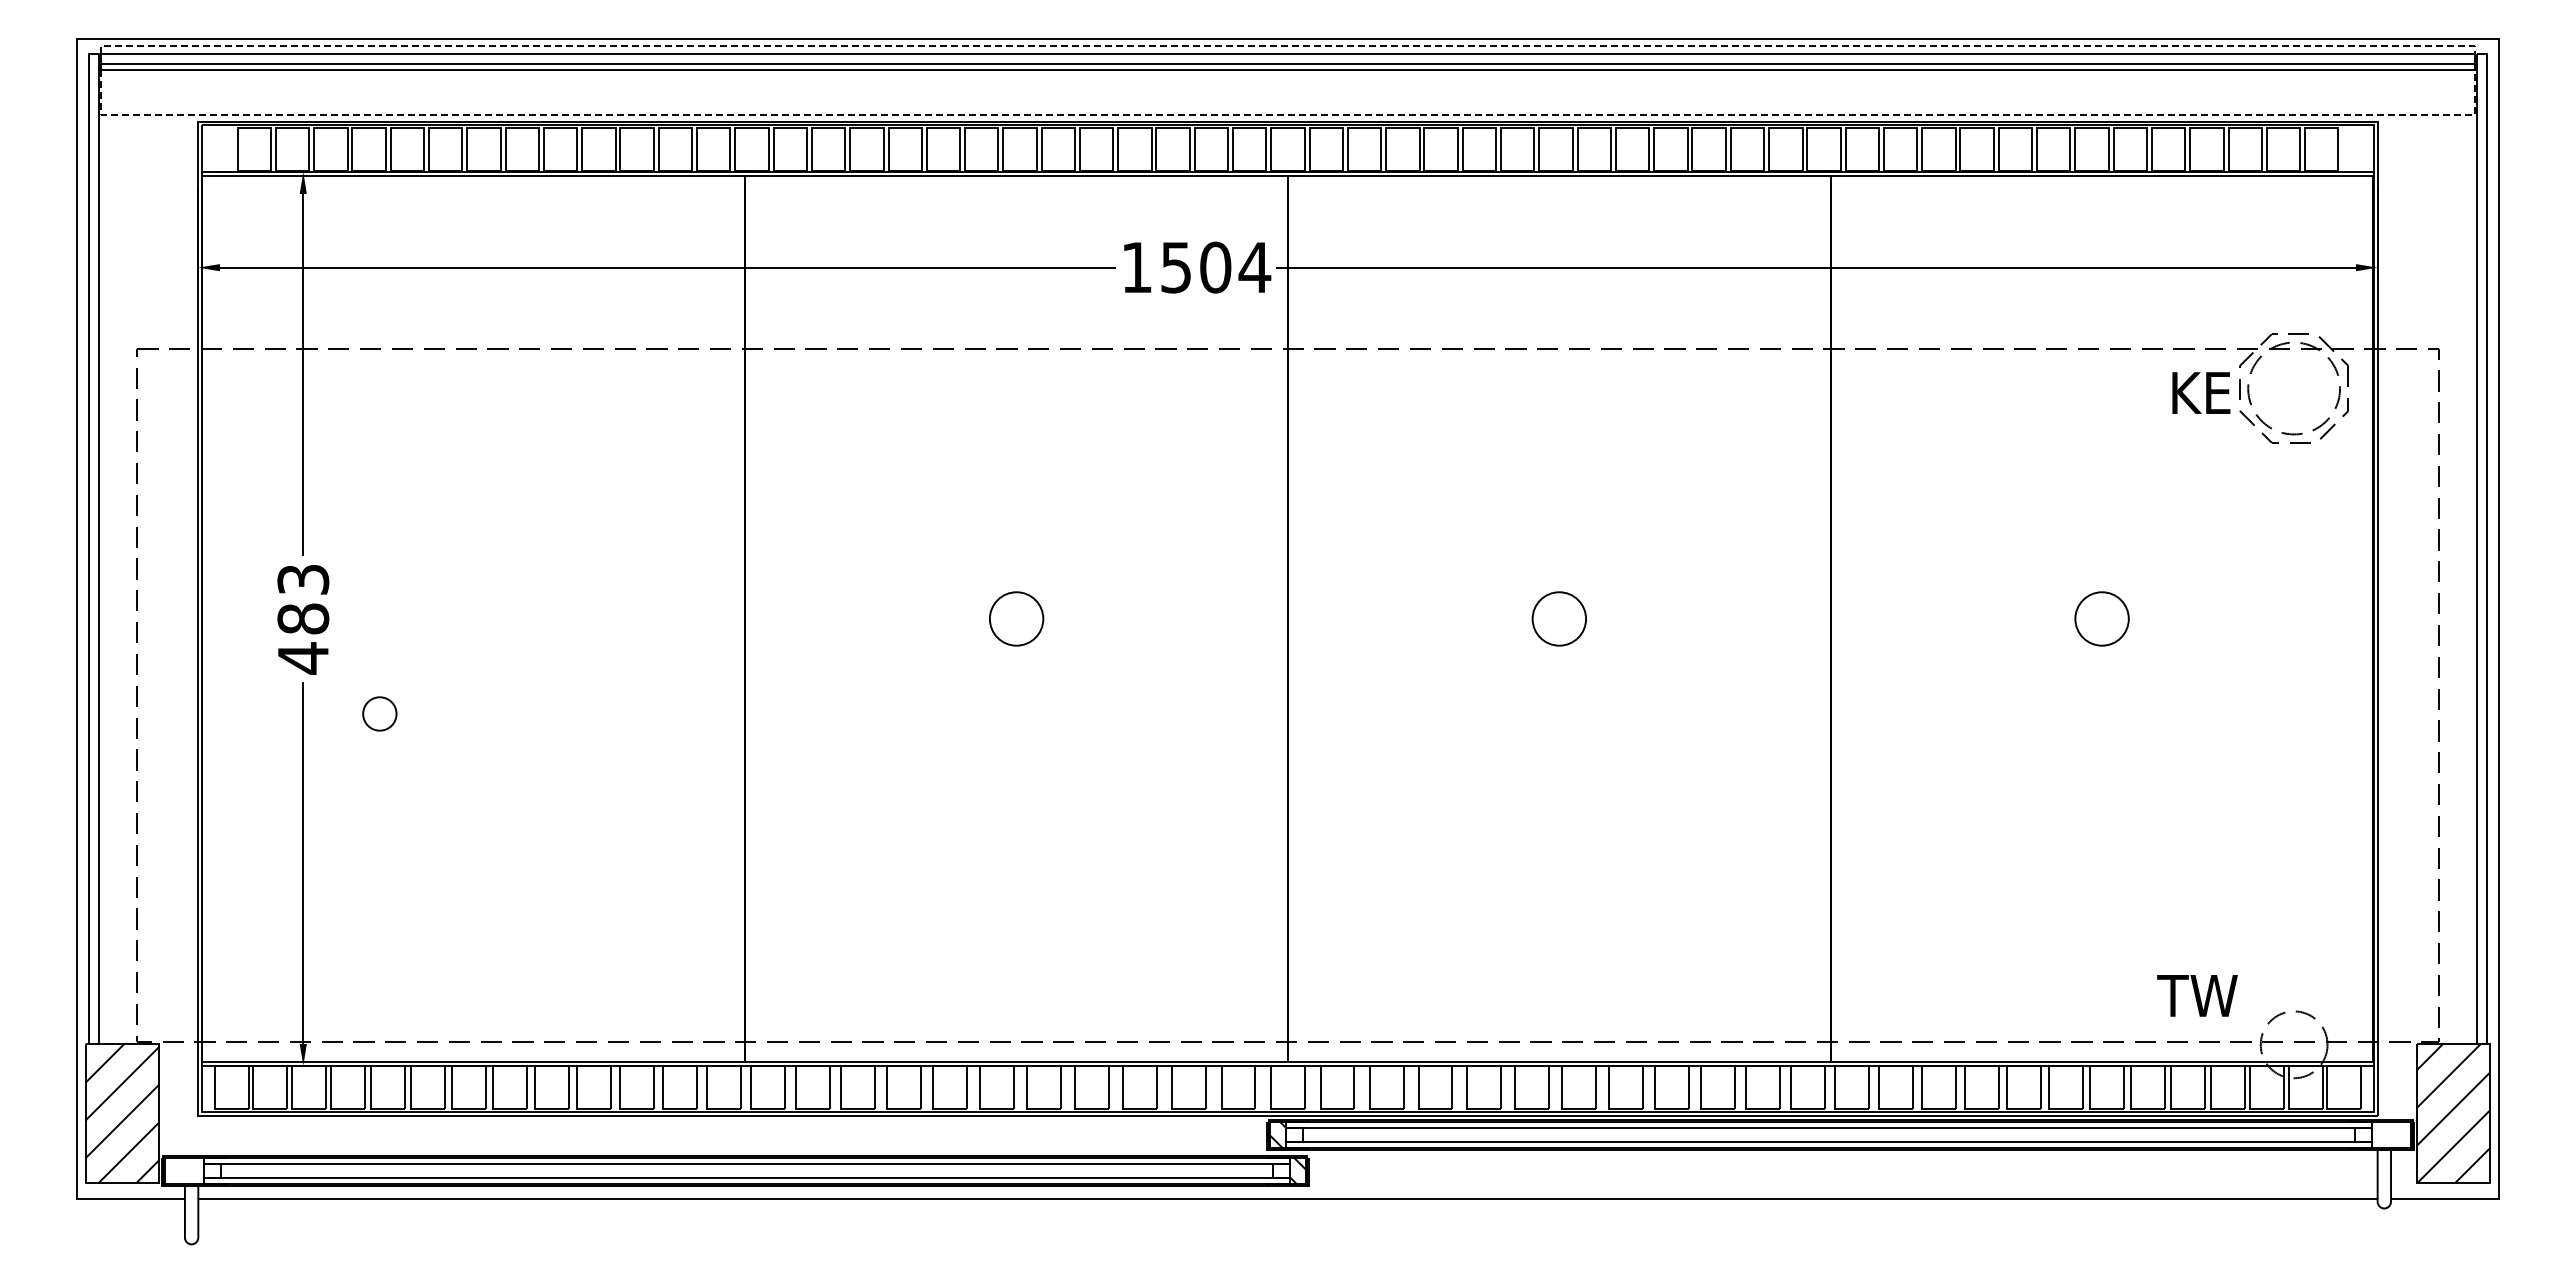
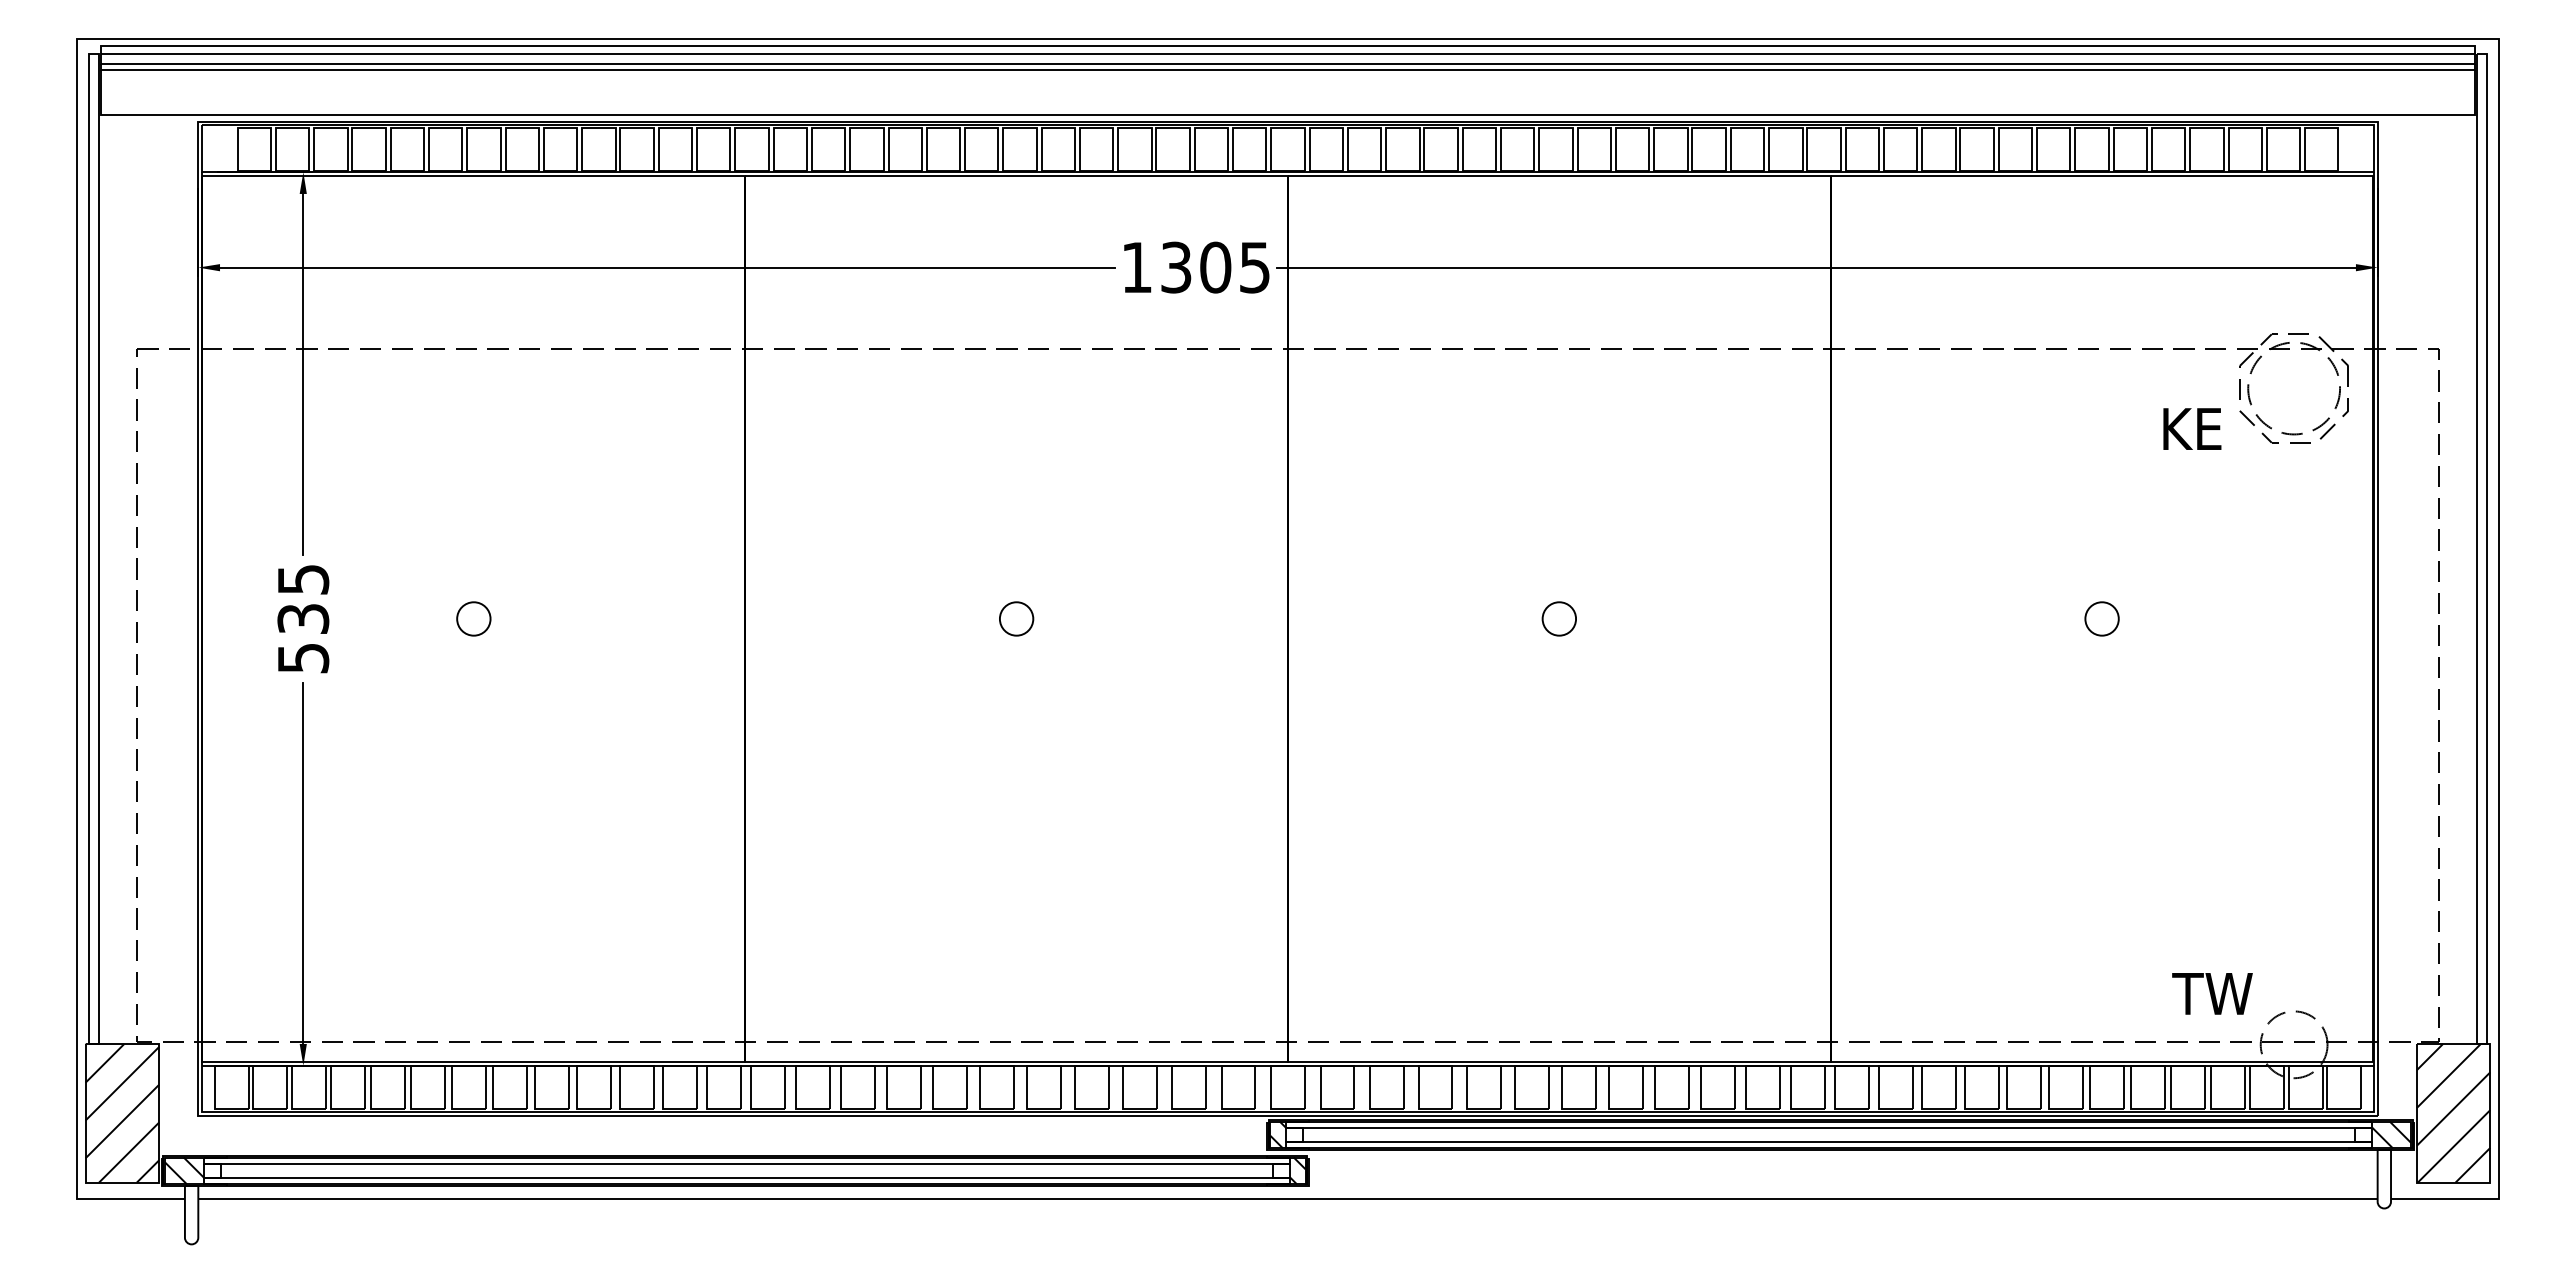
line: dashed -> solid (1288, 46)
line: dashed -> solid (1288, 114)
text: 1504 -> 1305 (1216, 267)
text position: (2201, 392) -> (2192, 428) (2192, 428)
circle diameter: 53 px -> 33 px (1016, 618)
circle diameter: 53 px -> 33 px (1559, 618)
circle diameter: 53 px -> 33 px (2101, 618)
text: 483 -> 535 (303, 619)
circle position: (379, 713) -> (473, 618) (473, 618)
text position: (2197, 995) -> (2212, 993) (2212, 993)
hatch: none -> present (2391, 1134)
hatch: none -> present (184, 1170)
